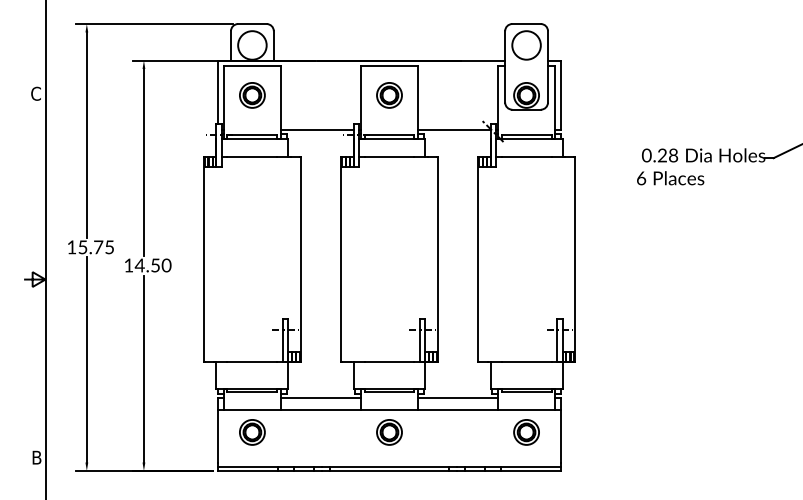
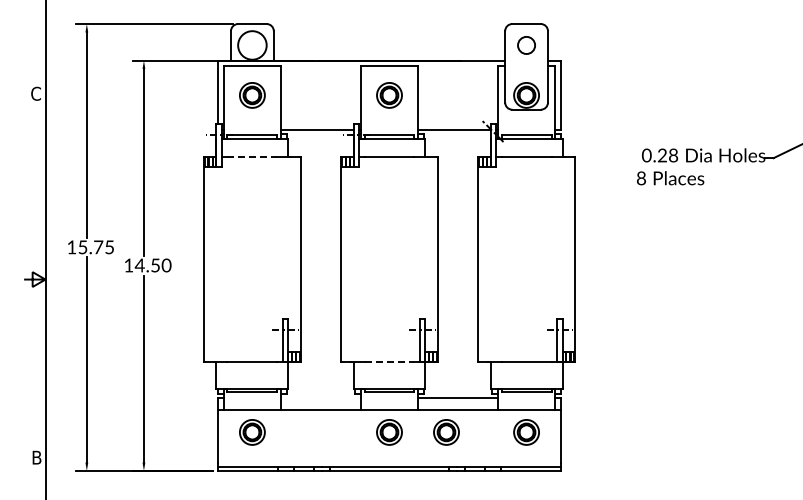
circle diameter: 29 px -> 17 px (526, 45)
line: solid -> dashed (252, 156)
text: 6 -> 8 (641, 177)
line: solid -> dashed (389, 362)
line: present -> none (320, 398)
part: none -> present (446, 432)
